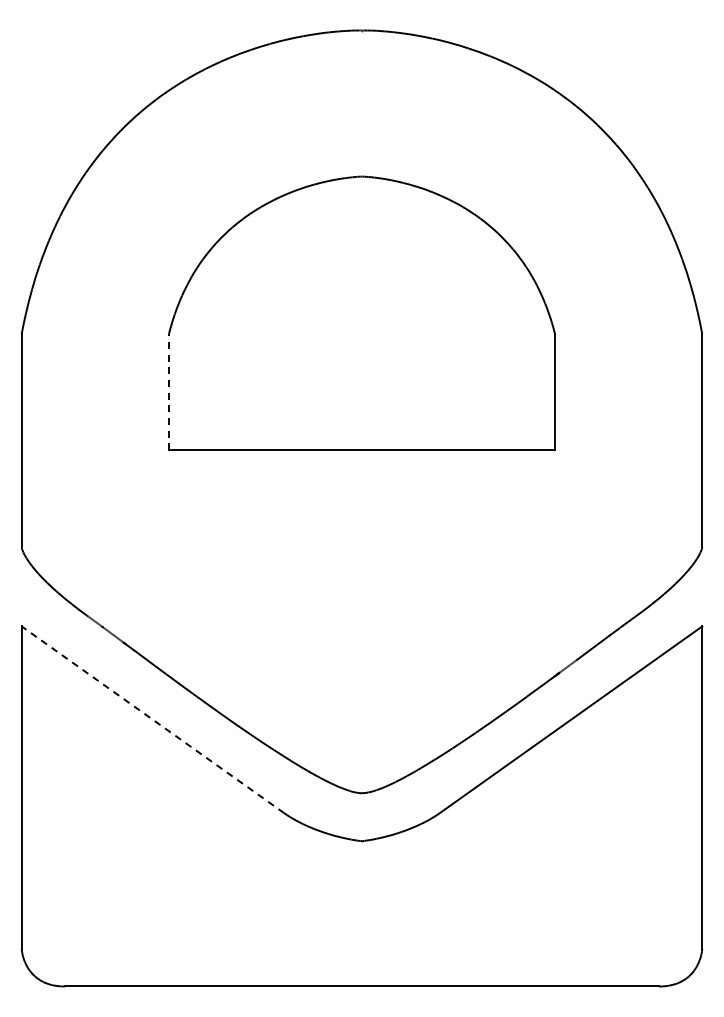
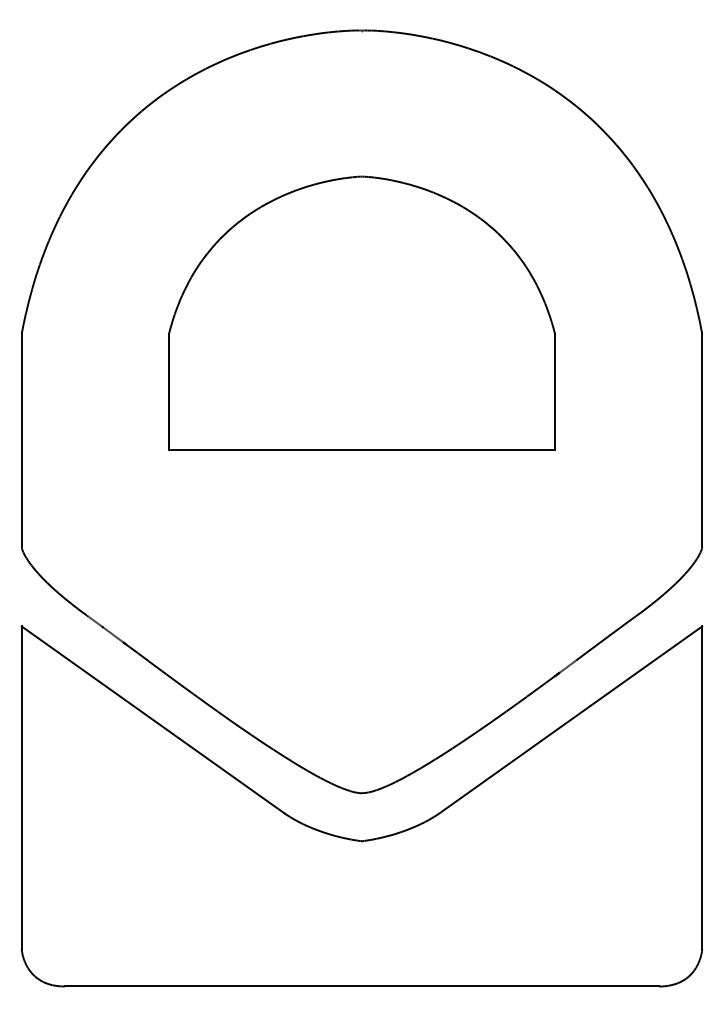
line: dashed -> solid (169, 391)
line: dashed -> solid (152, 719)
